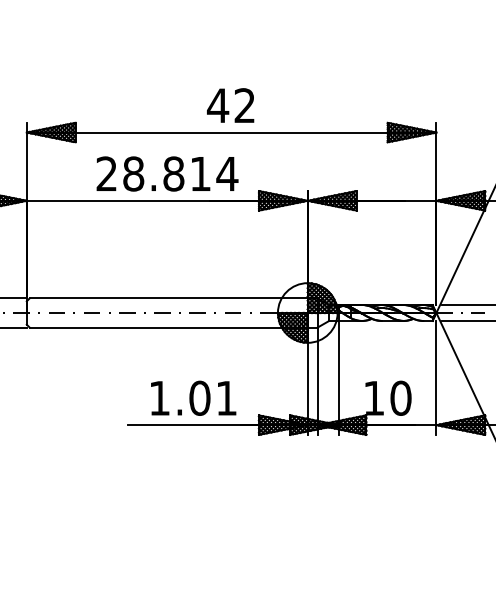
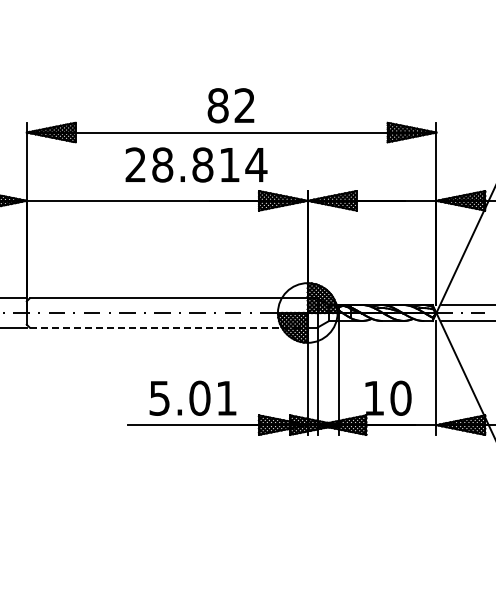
text: 42 -> 82 (217, 105)
text position: (167, 173) -> (196, 164) (196, 164)
line: solid -> dashed (169, 327)
text: 1.01 -> 5.01 (159, 398)
